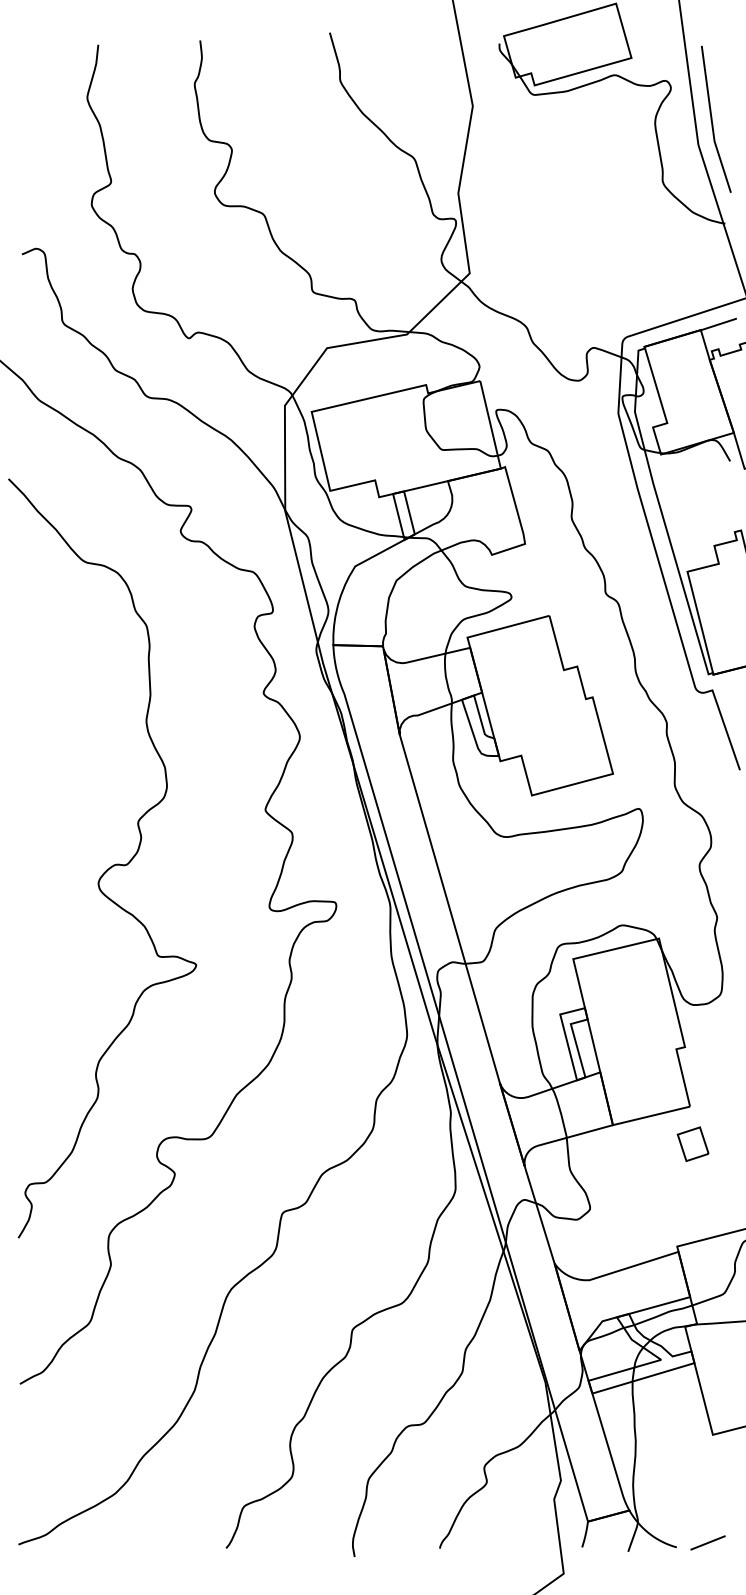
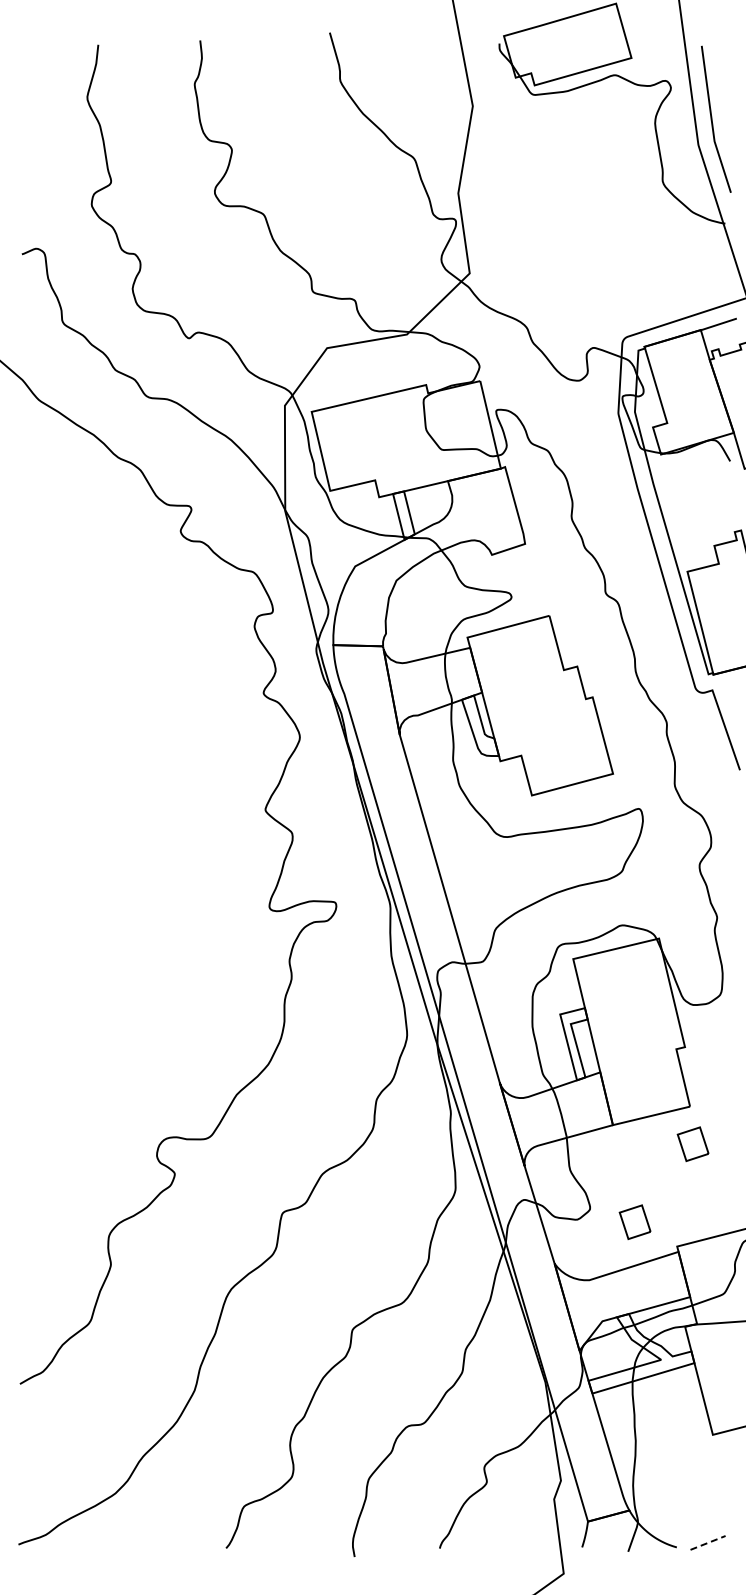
curve: present -> none (107, 868)
part: none -> present (634, 1221)
line: solid -> dashed (708, 1542)
